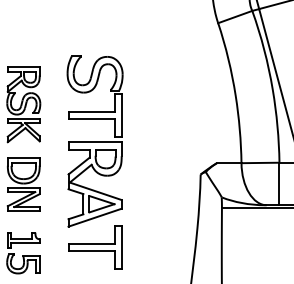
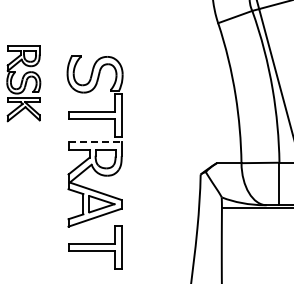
part position: (23, 104) -> (23, 83) (23, 83)
line: solid -> dashed (95, 142)
part: present -> none (23, 184)
part: present -> none (23, 253)
